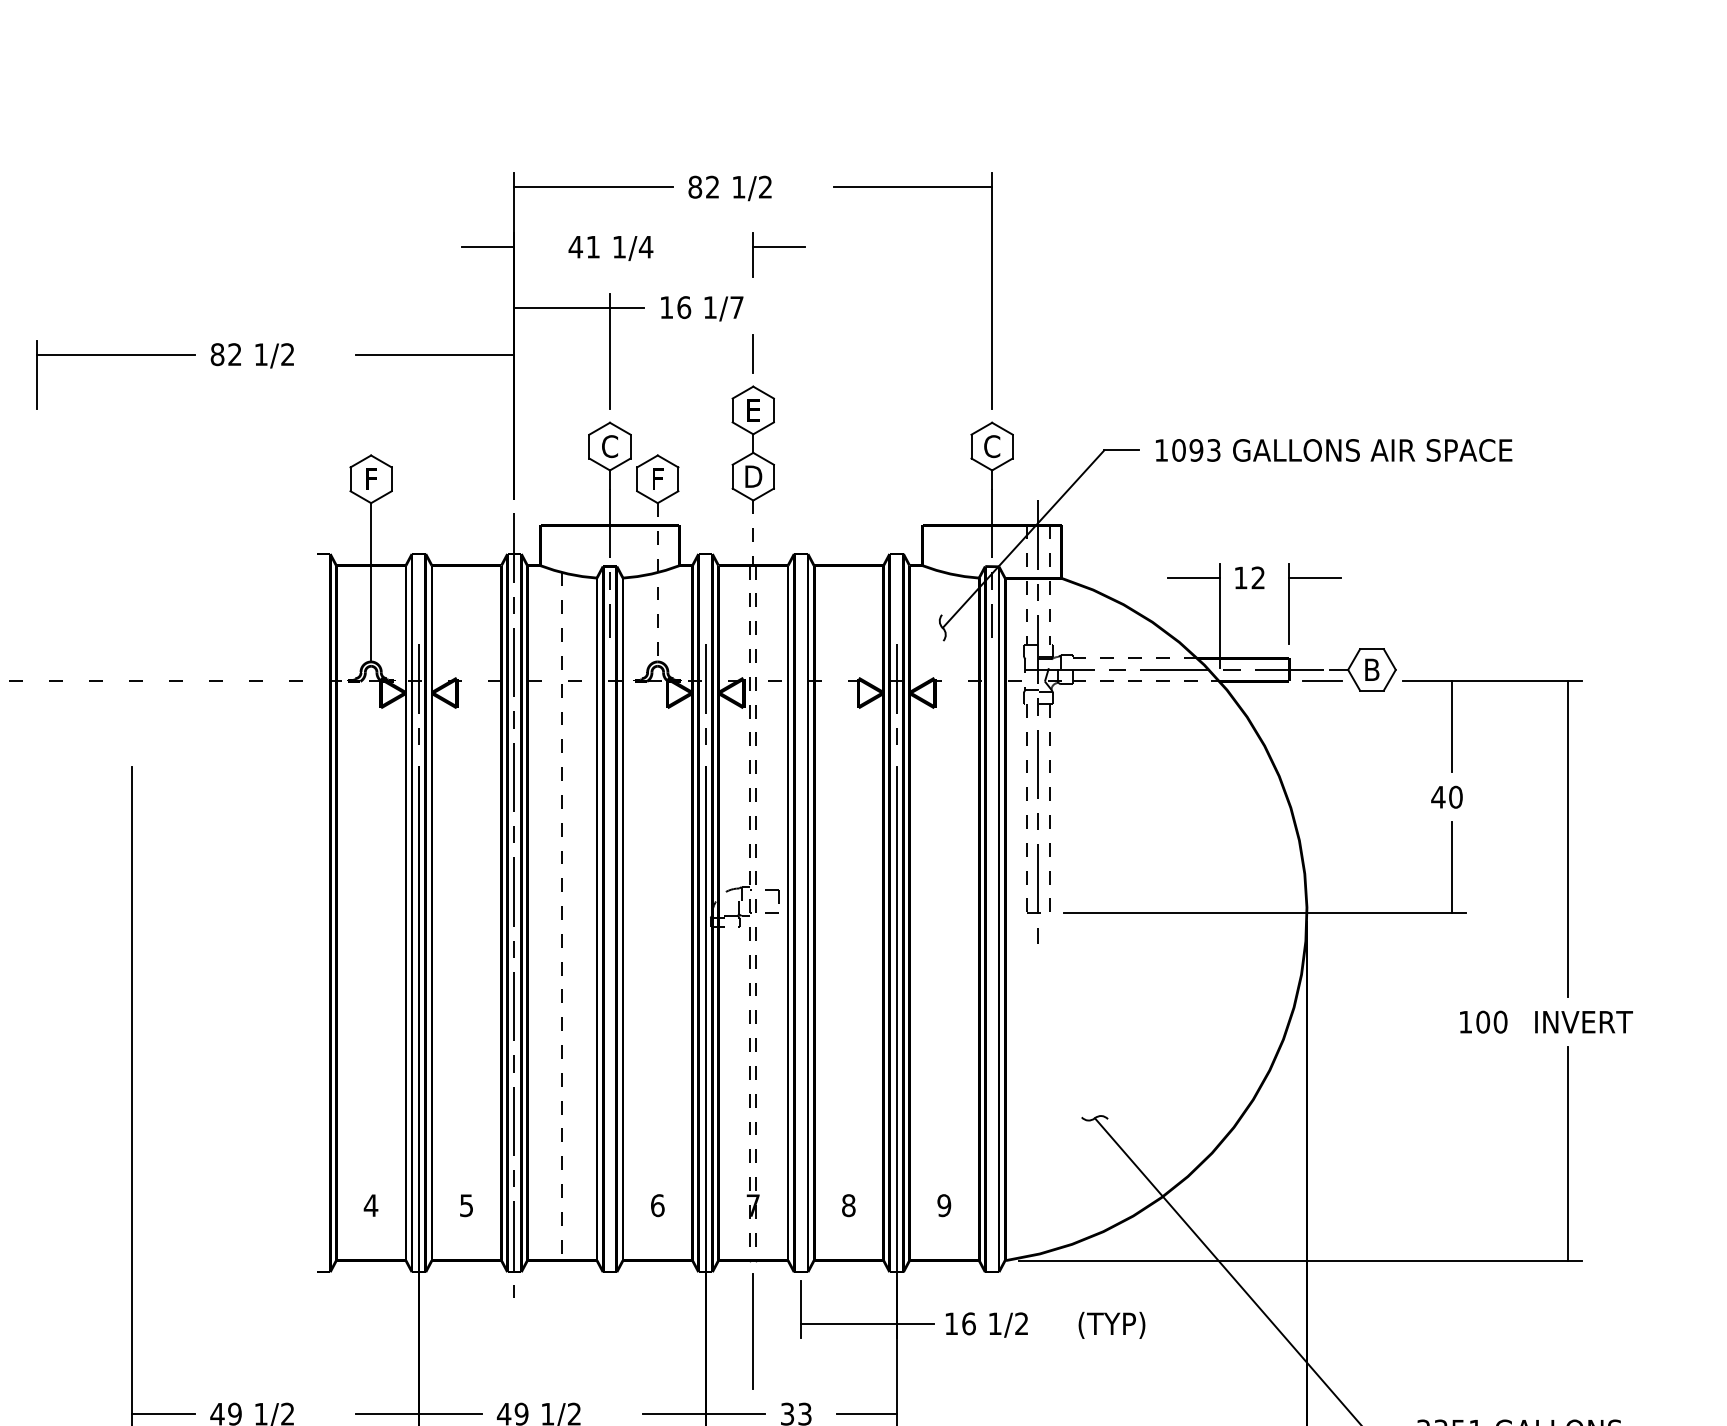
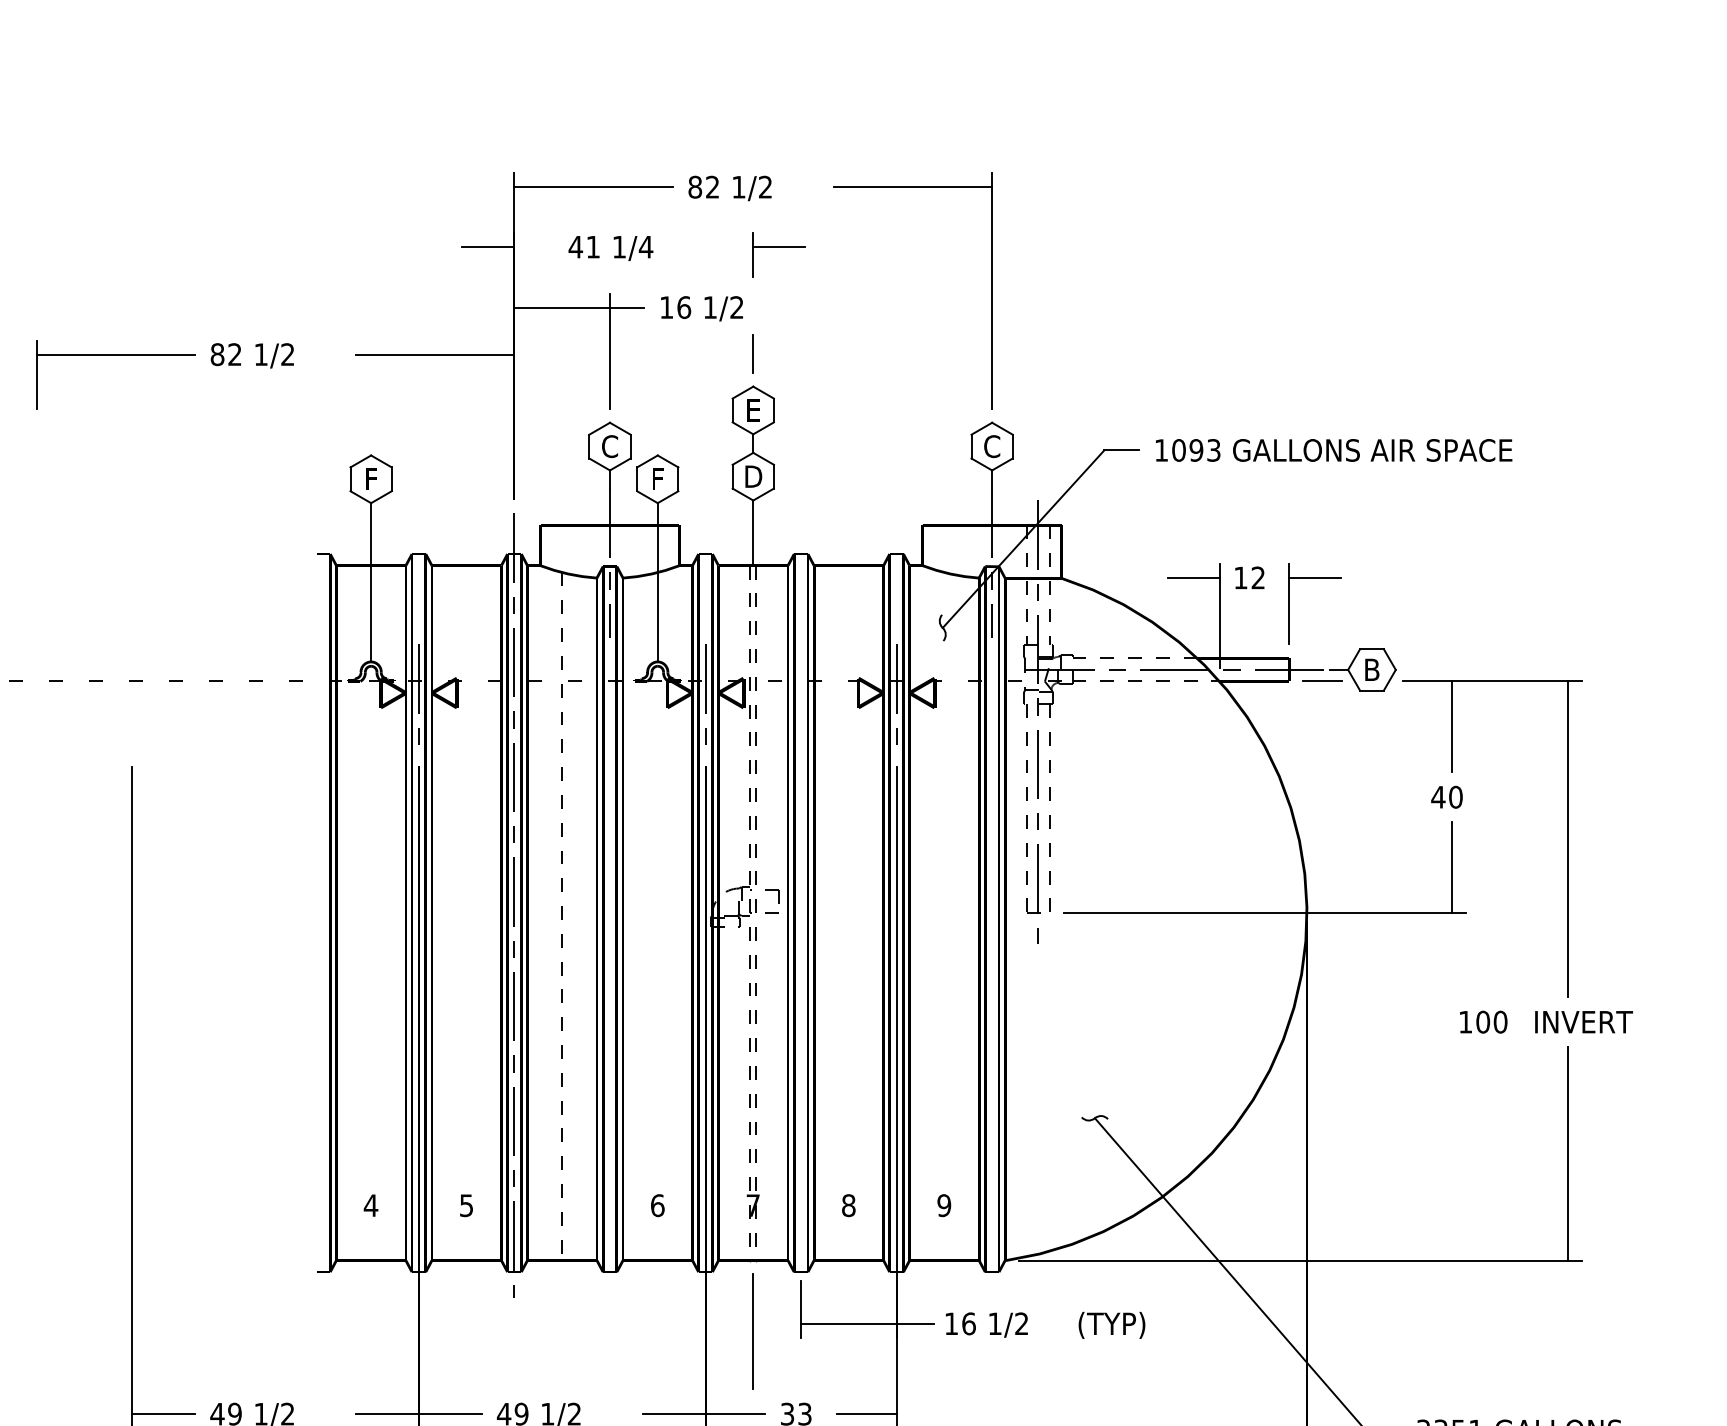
text: 1/7 -> 1/2 (736, 307)
line: dashed -> solid (753, 533)
line: dashed -> solid (657, 583)
